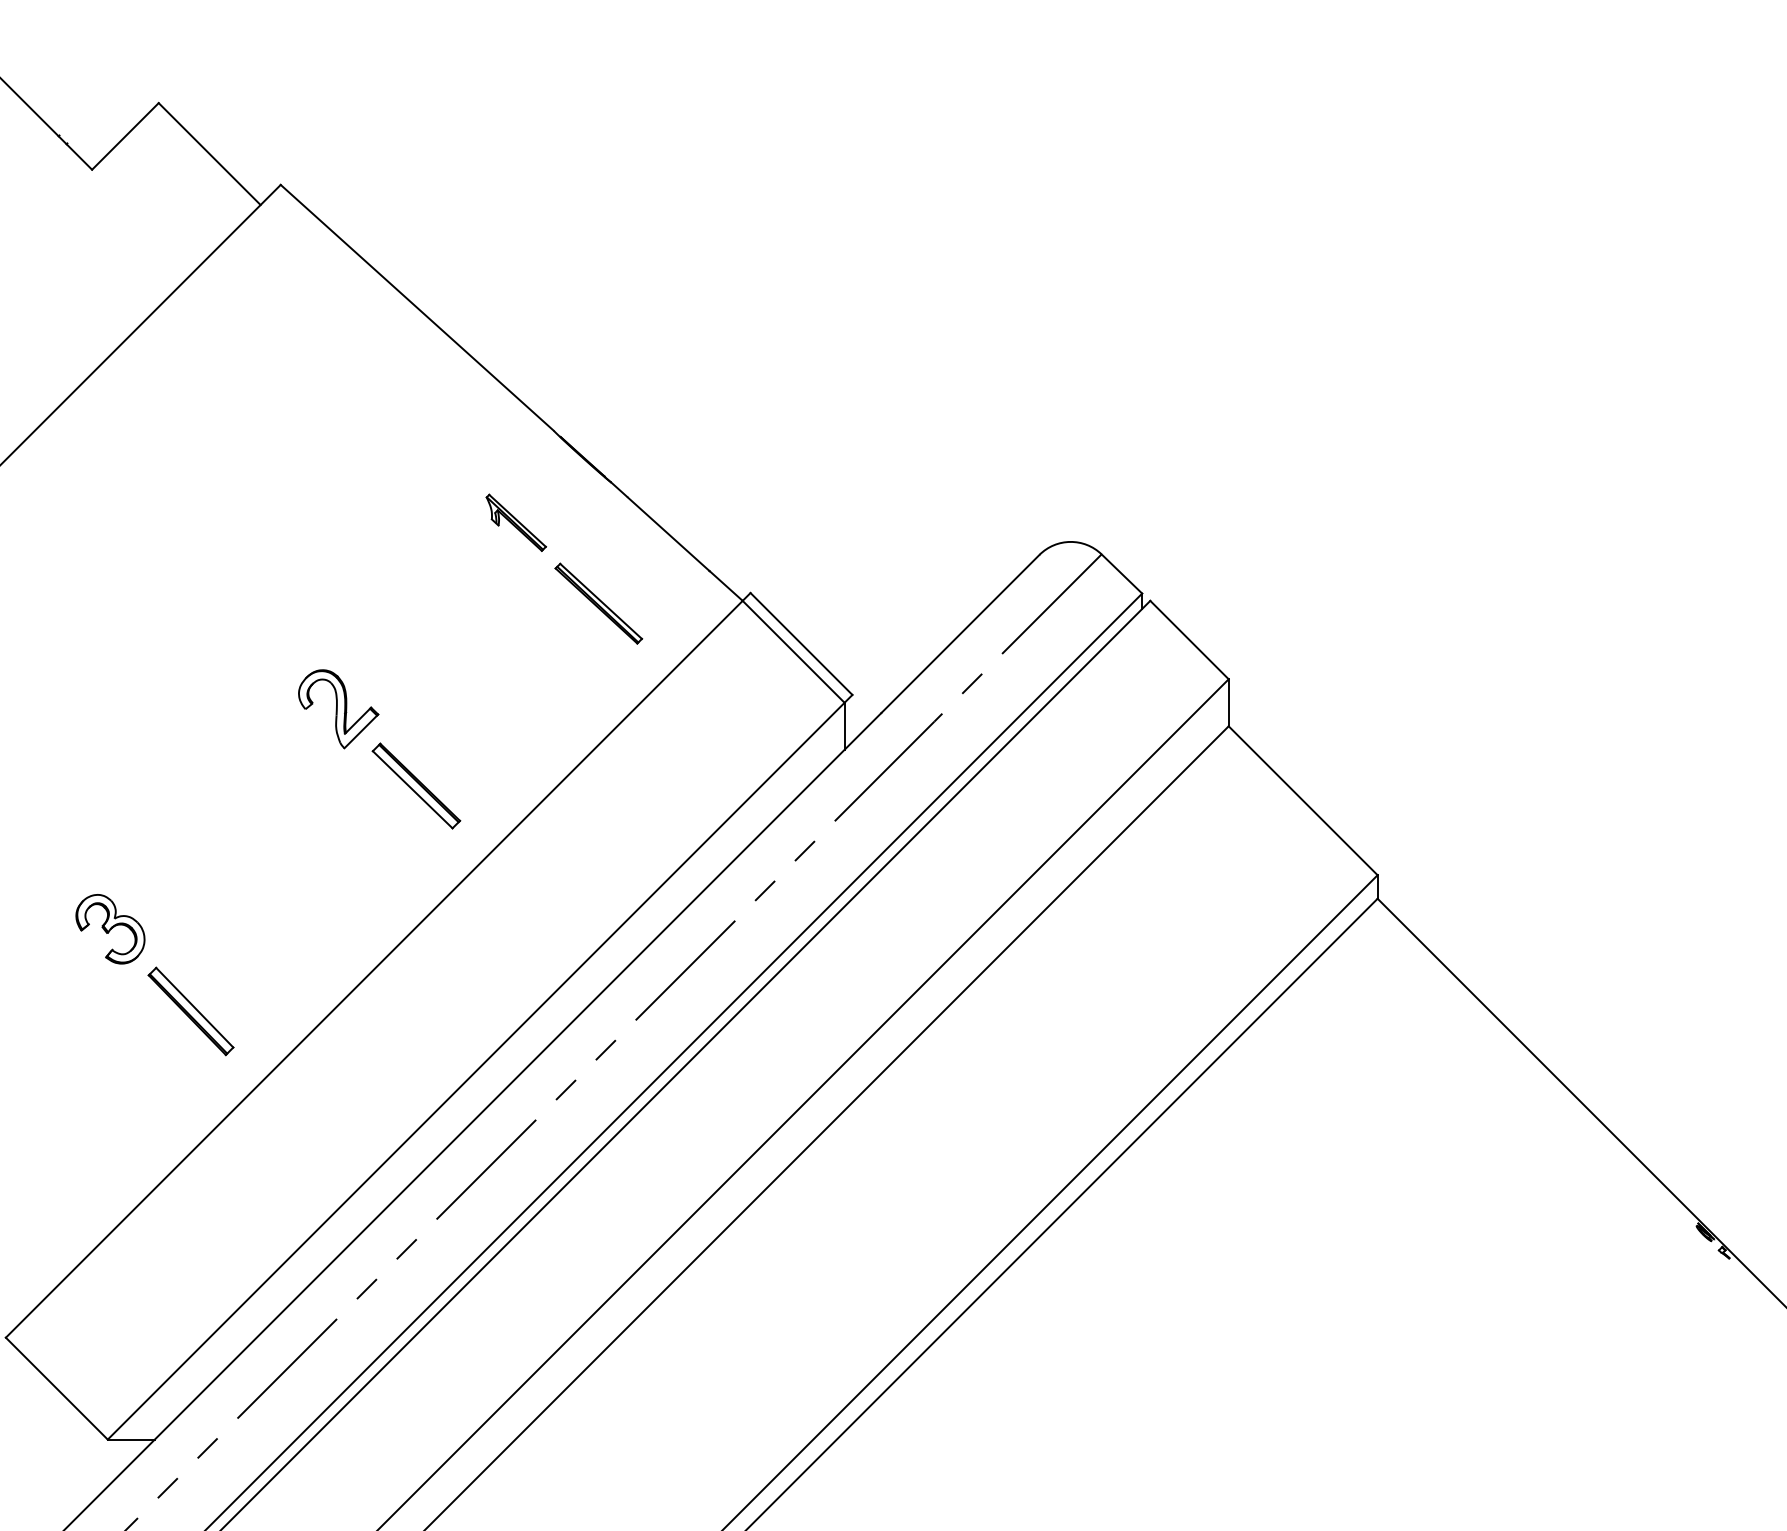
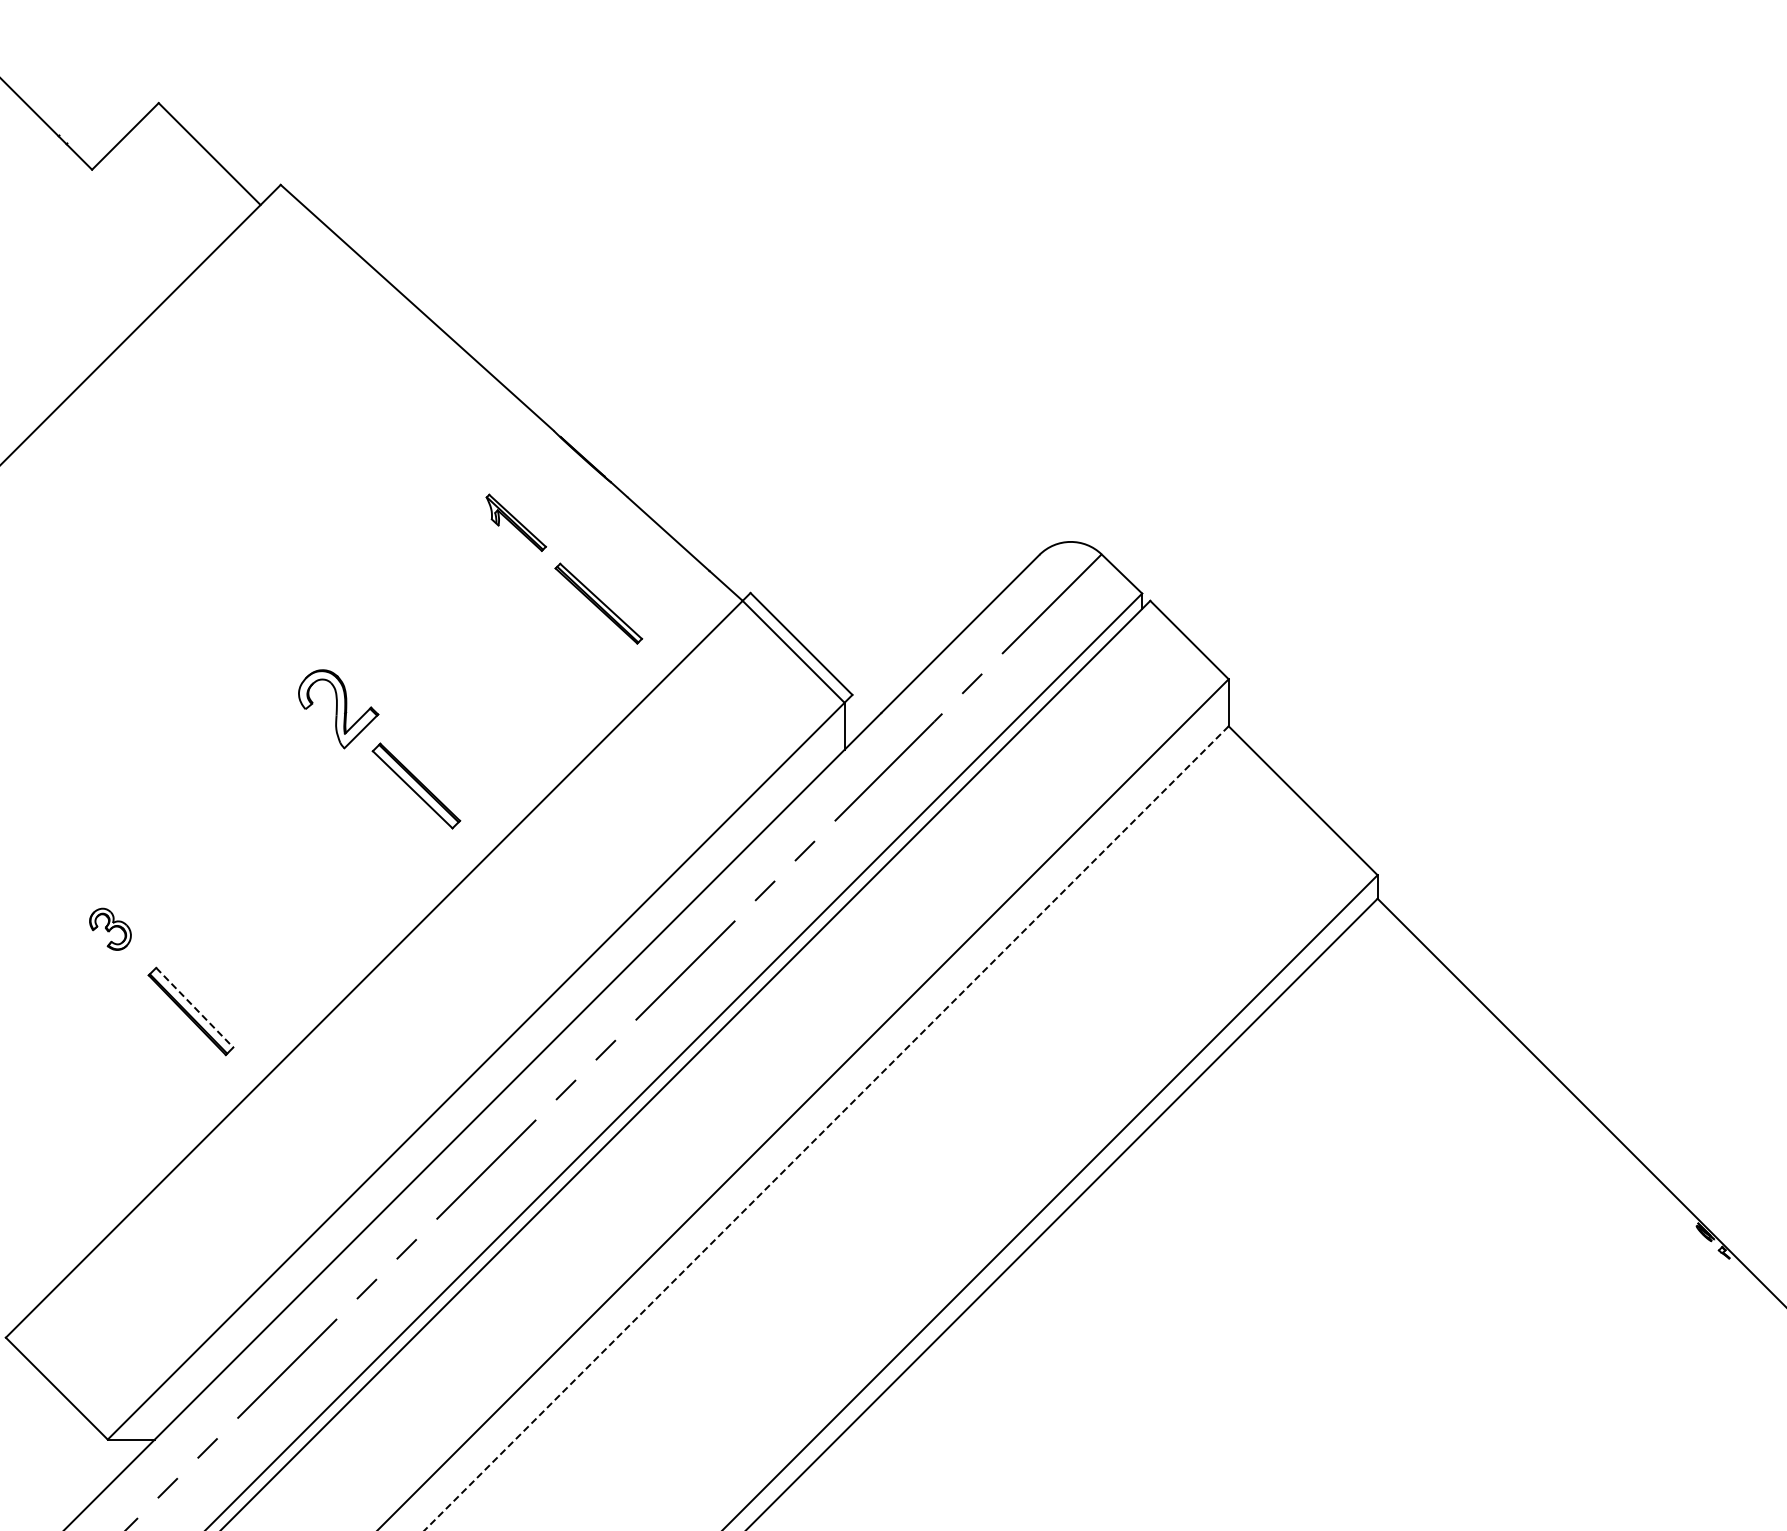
part size: 71x71 px -> 43x44 px (110, 928)
line: solid -> dashed (195, 1008)
line: solid -> dashed (826, 1128)
